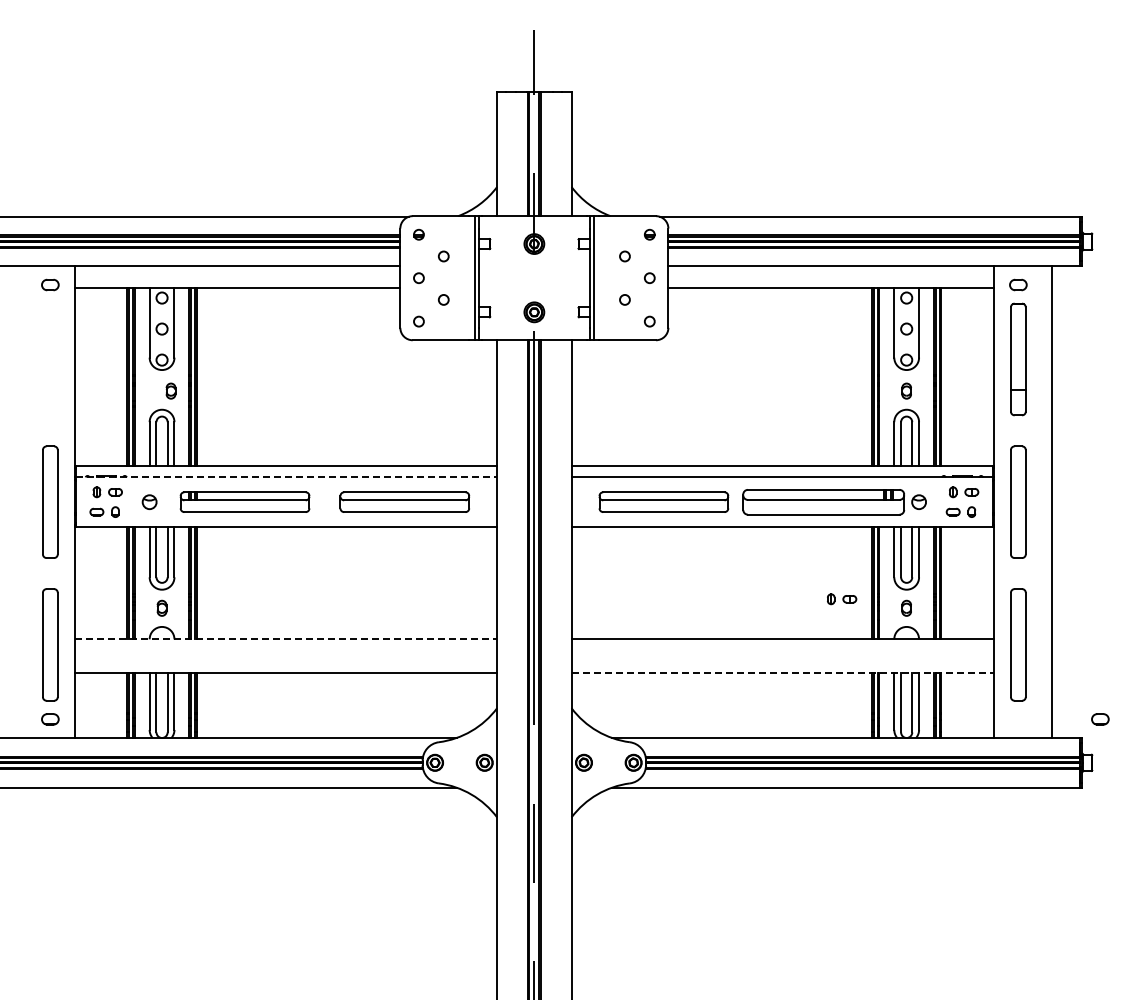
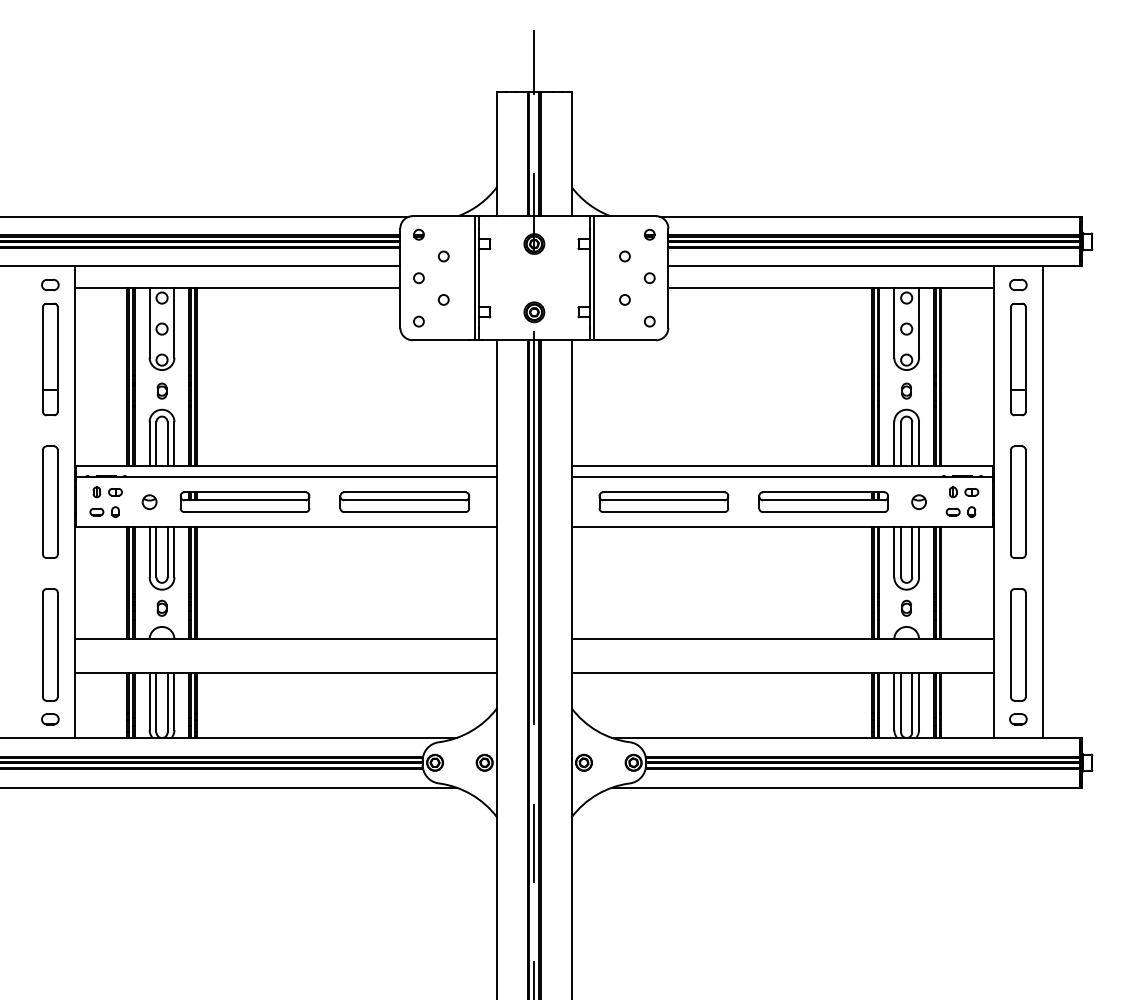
part: none -> present (50, 359)
part position: (170, 390) -> (161, 390) (161, 390)
line: dashed -> solid (286, 477)
part size: 164x27 px -> 131x22 px (823, 501)
line position: (1052, 502) -> (1043, 502) (1043, 502)
part: present -> none (842, 599)
line: dashed -> solid (286, 639)
line: dashed -> solid (782, 672)
part position: (1100, 719) -> (1018, 719) (1018, 719)
